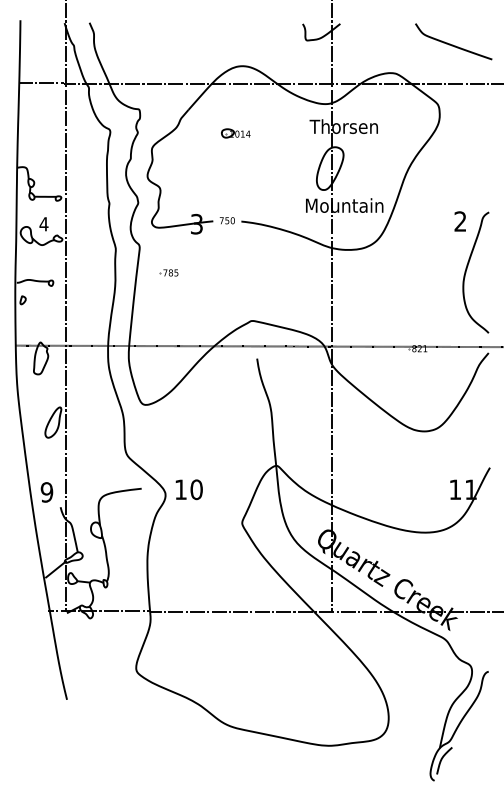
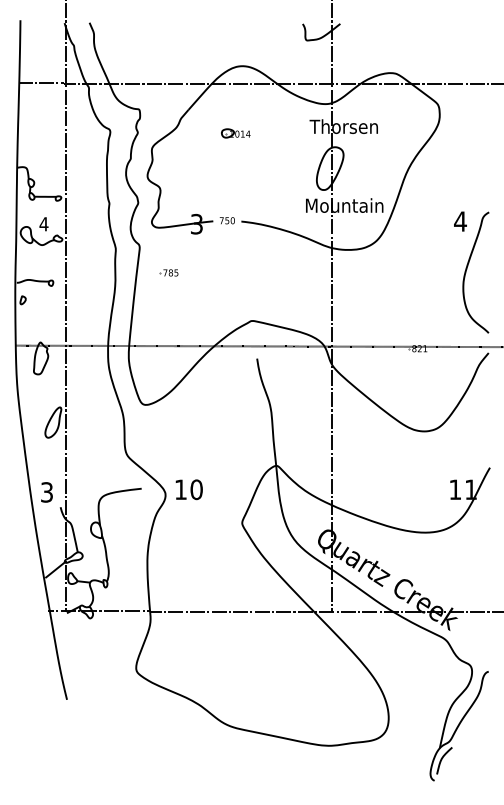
curve: present -> none (453, 44)
text: 2 -> 4 (460, 221)
text: 9 -> 3 (46, 492)
